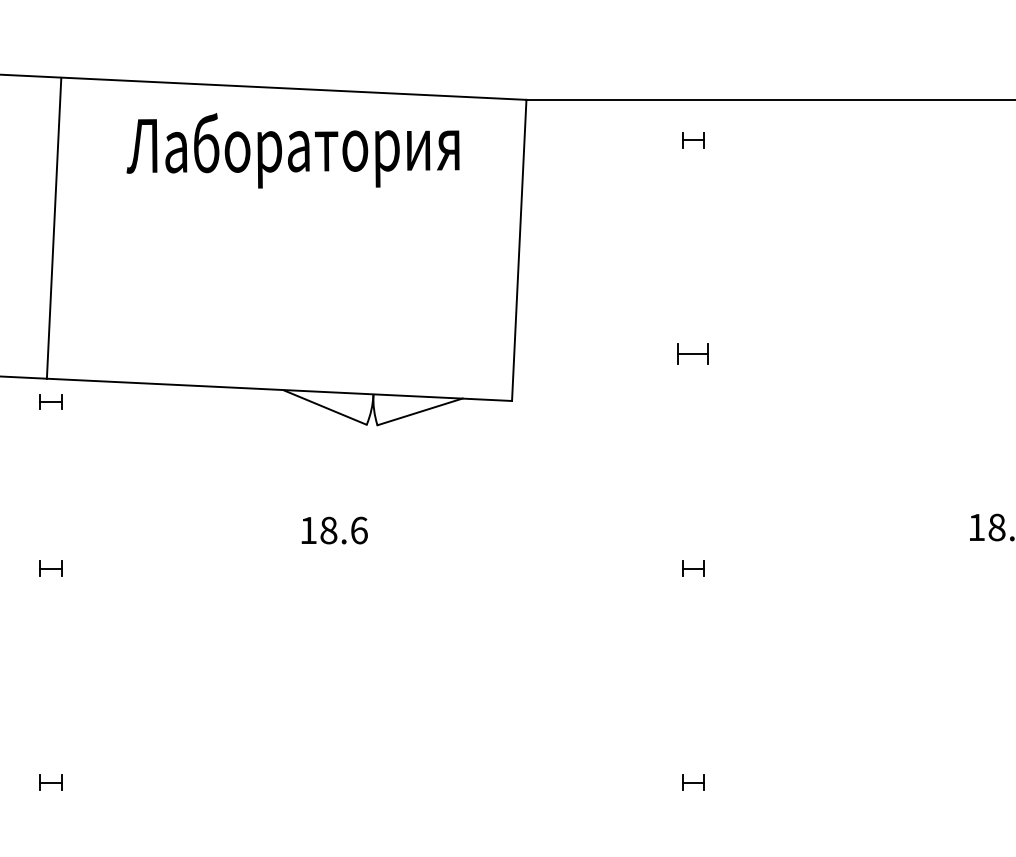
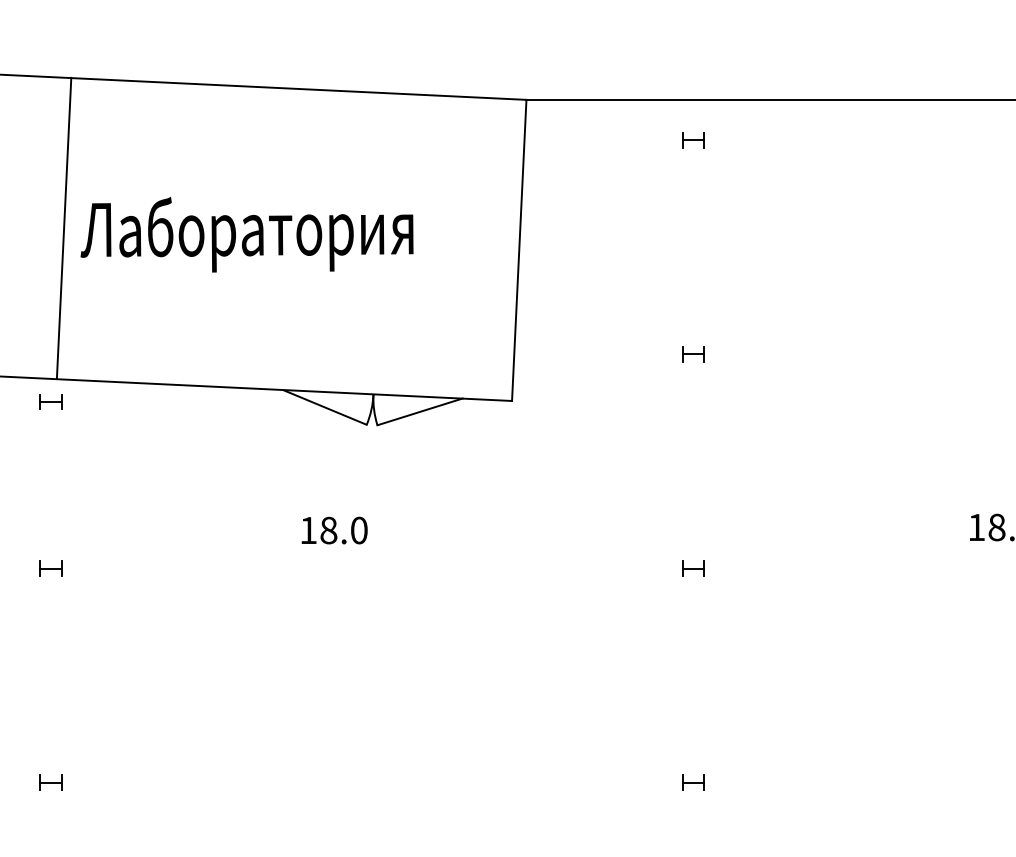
text position: (292, 150) -> (246, 234) (246, 234)
line position: (53, 228) -> (63, 228) (63, 228)
part size: 32x22 px -> 23x17 px (693, 354)
text: 18.6 -> 18.0 (359, 530)
